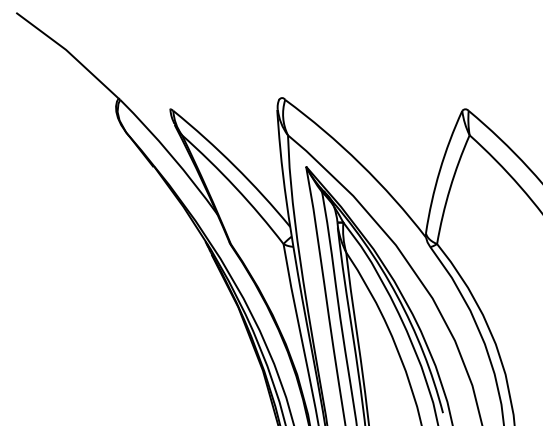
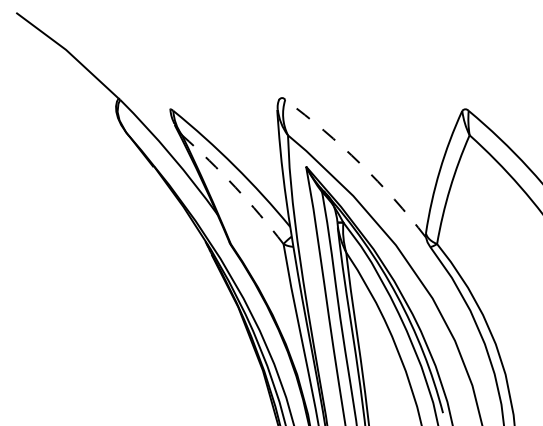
arc: solid -> dashed (360, 163)
arc: solid -> dashed (235, 187)
